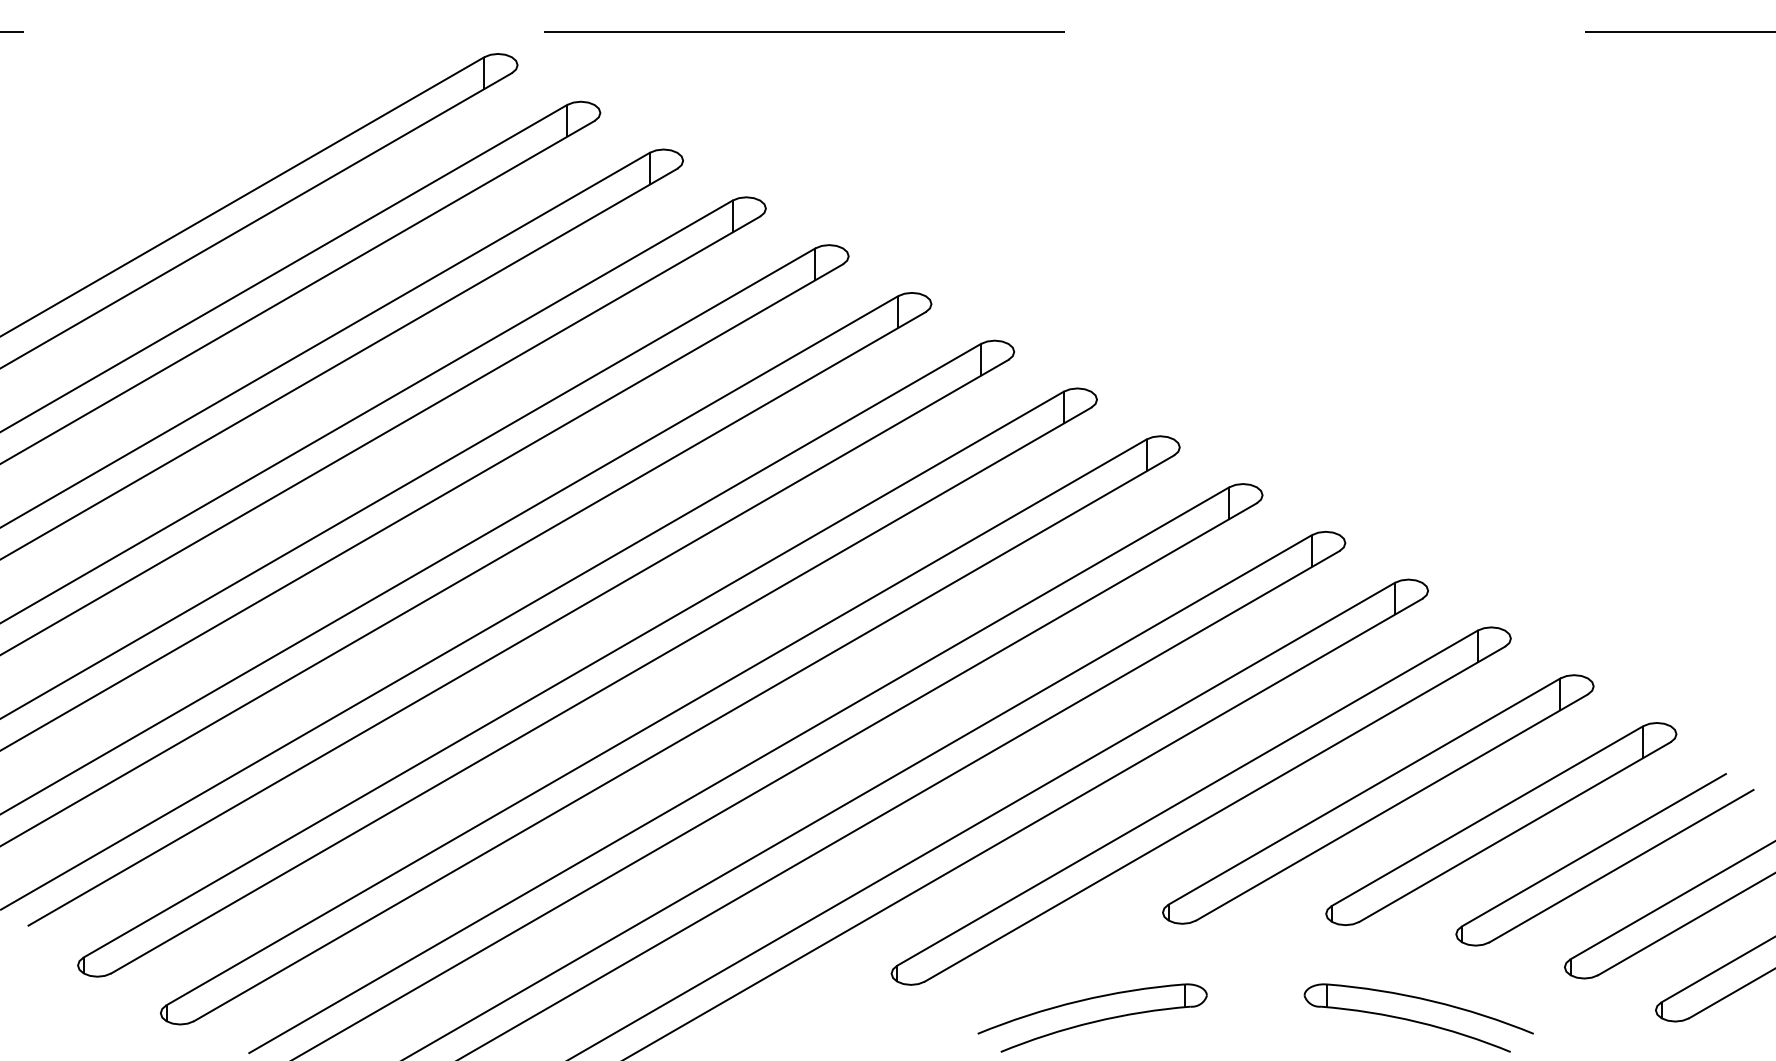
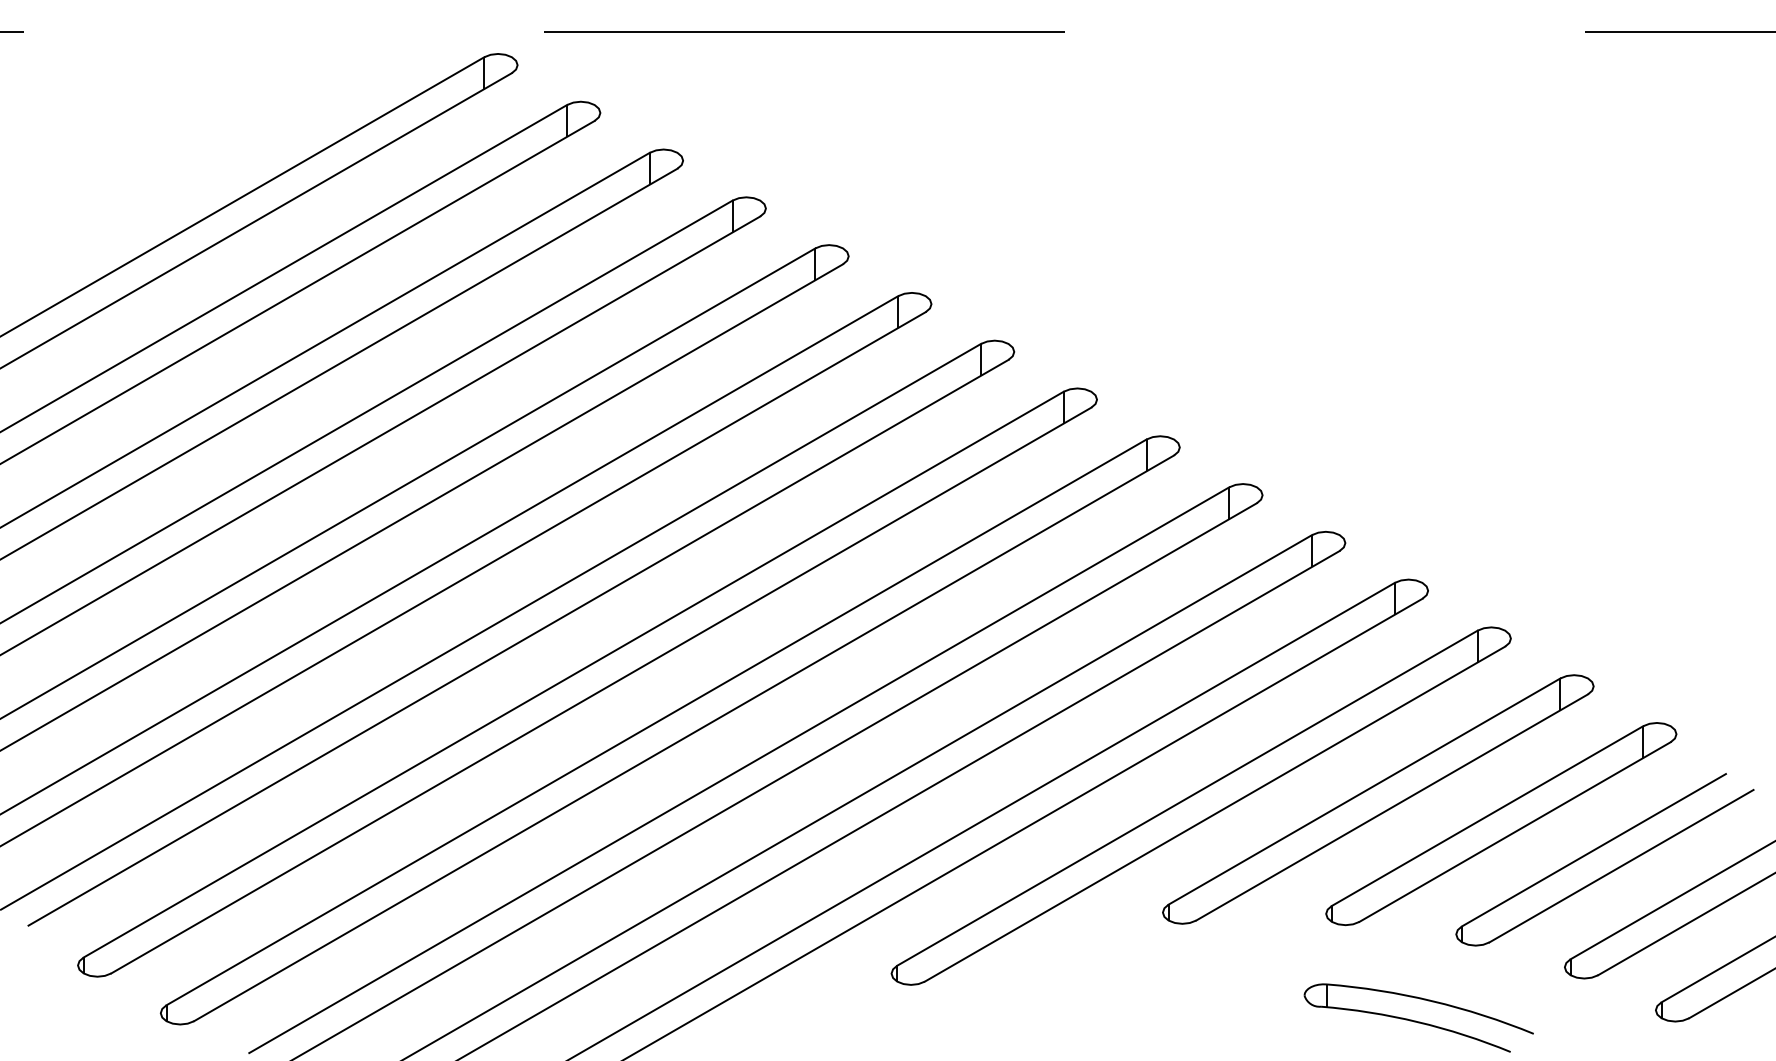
part: present -> none (1092, 1017)
